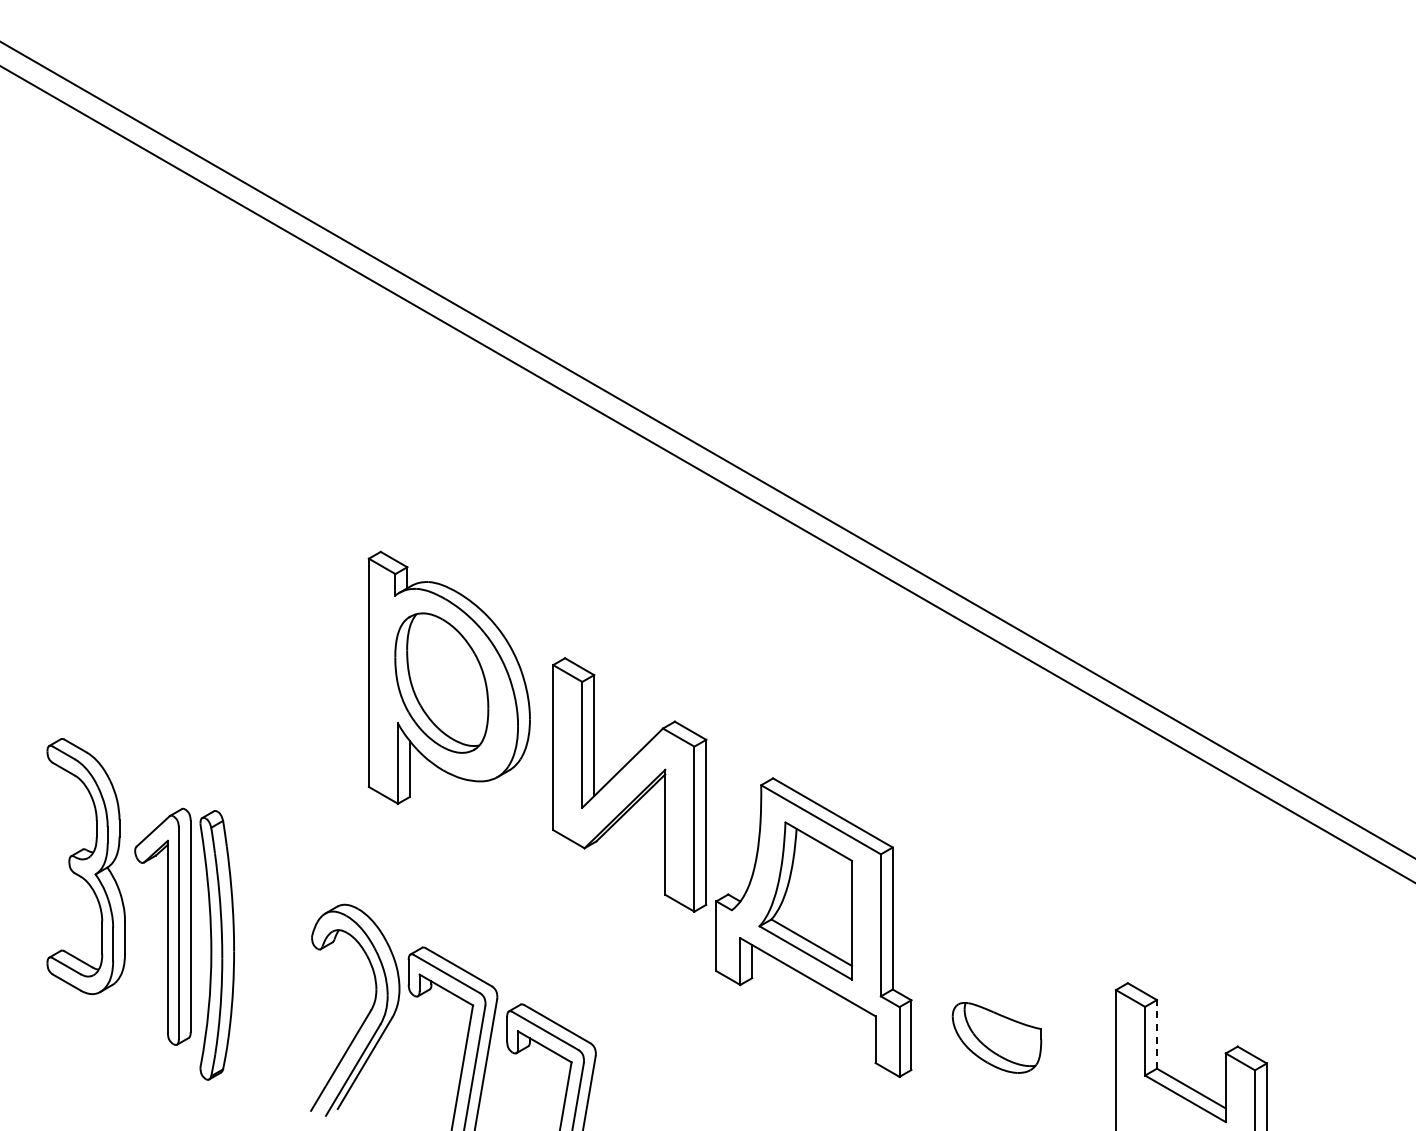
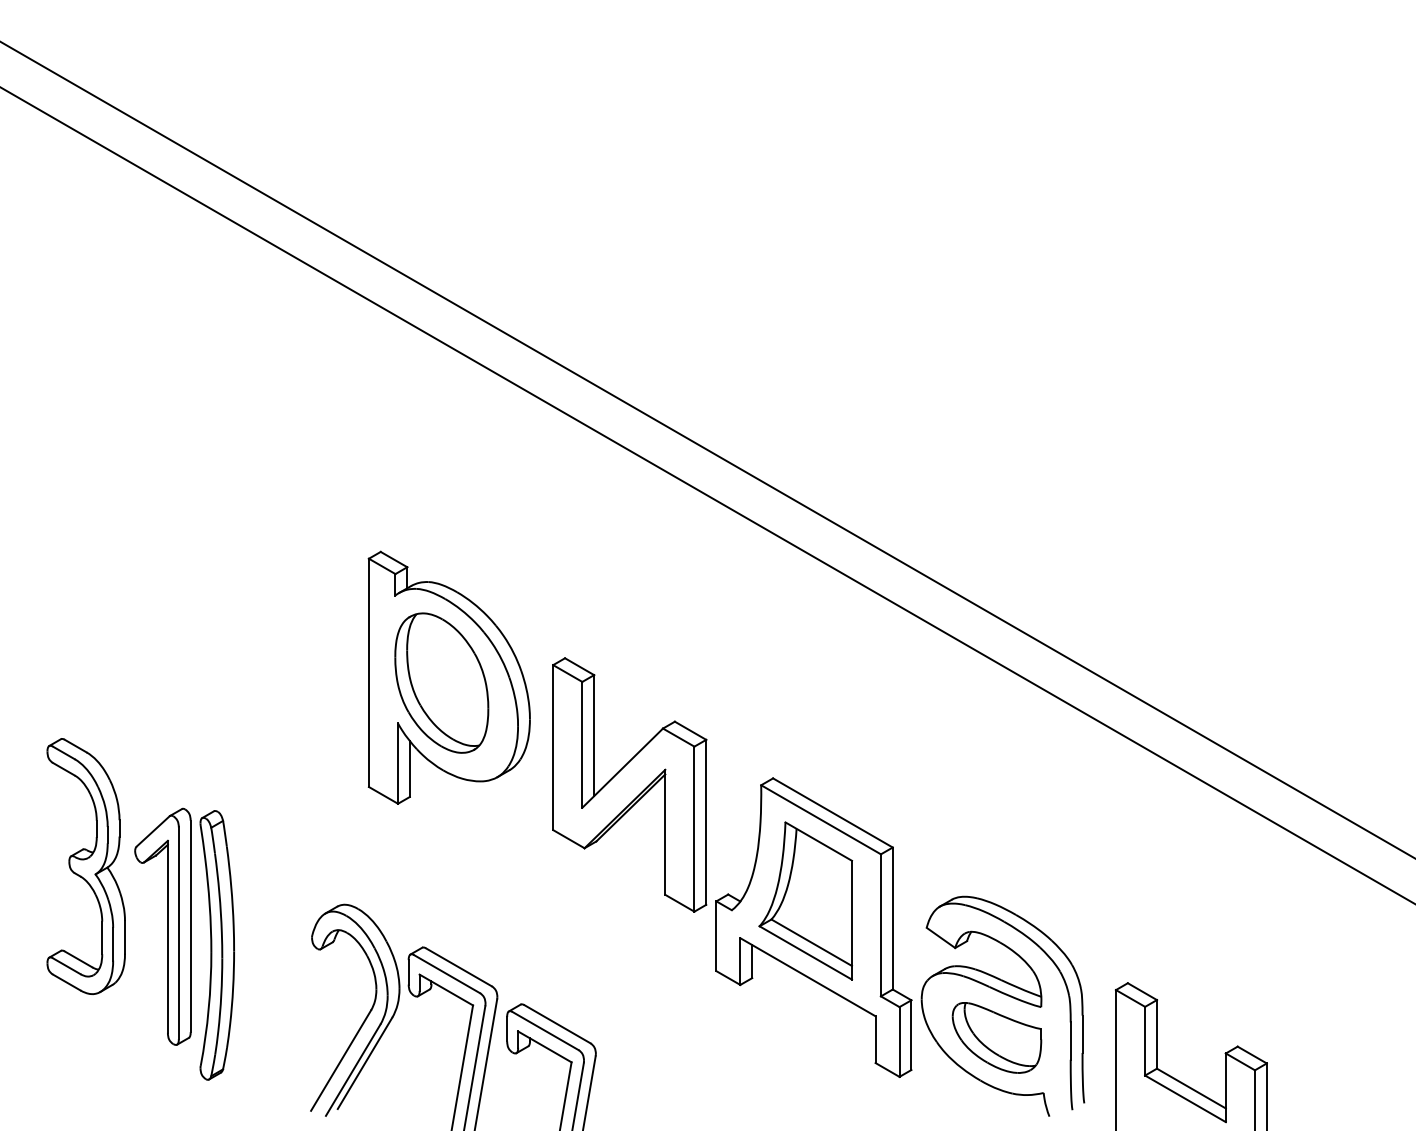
line position: (707, 474) -> (707, 495) (707, 495)
part: none -> present (1005, 995)
line: dashed -> solid (1156, 1033)
